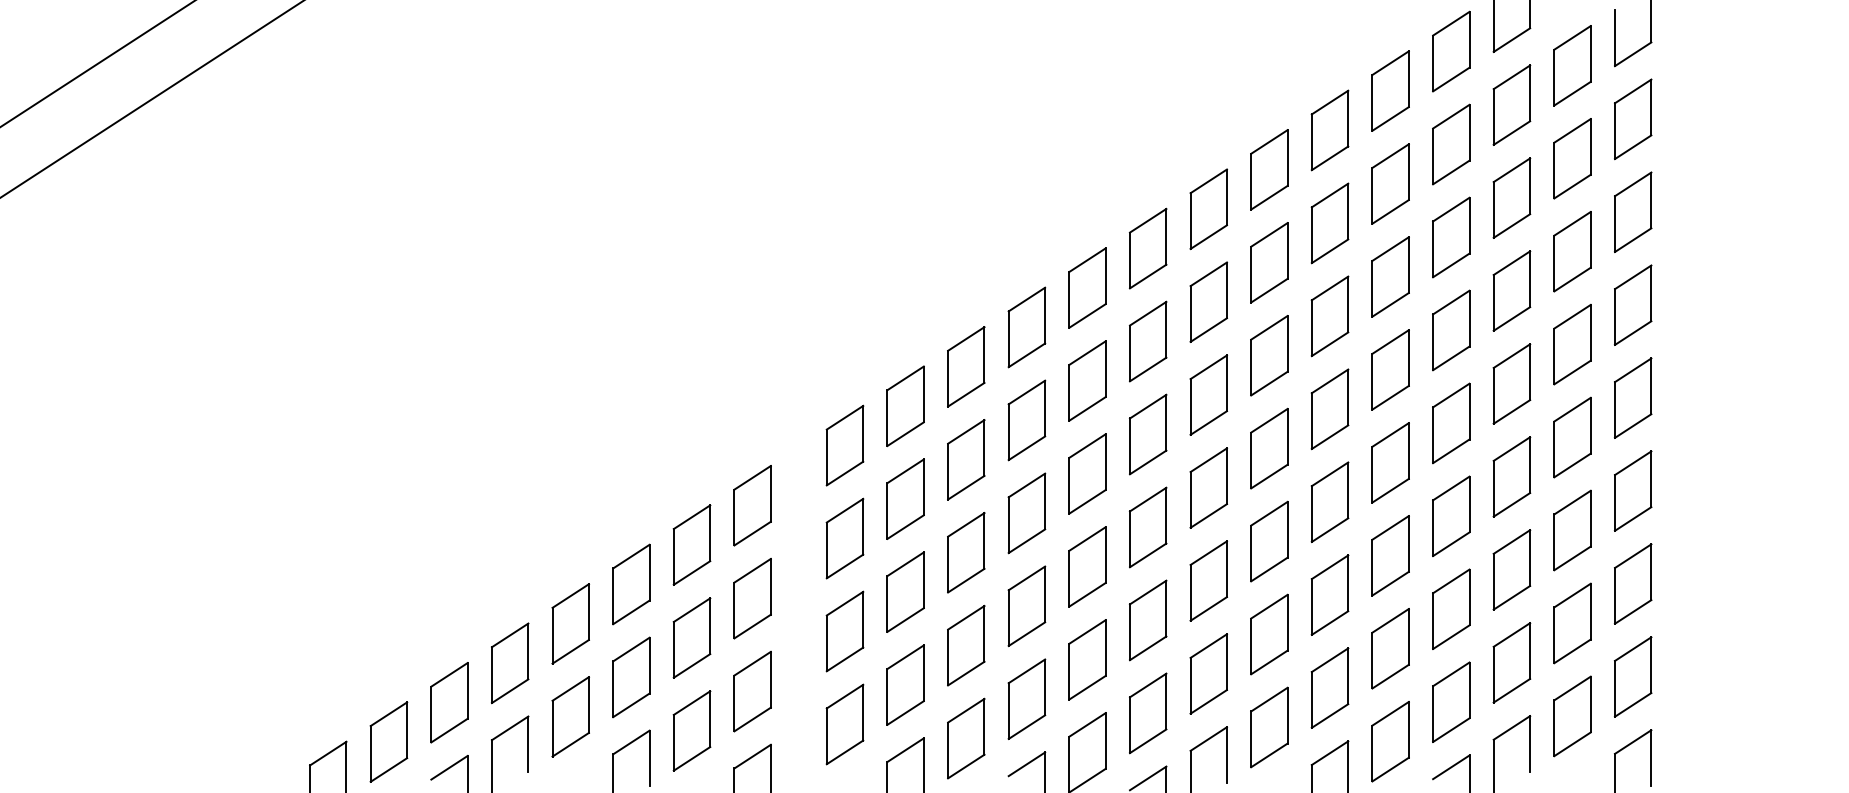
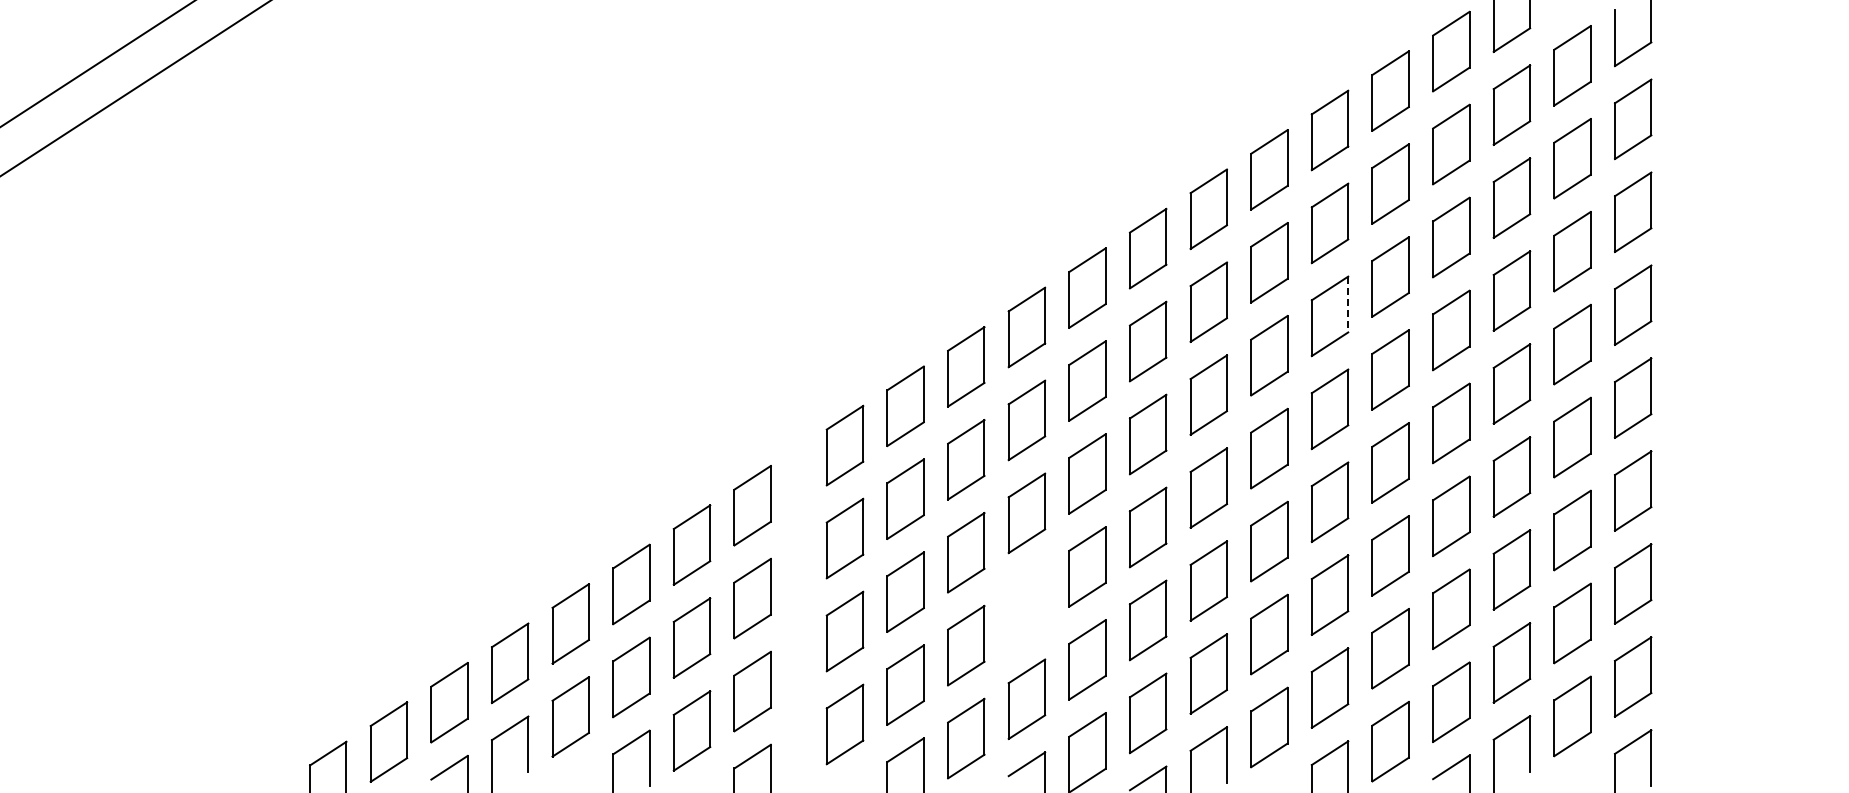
line position: (151, 99) -> (135, 88) (135, 88)
line: solid -> dashed (1348, 304)
part: present -> none (1026, 606)
